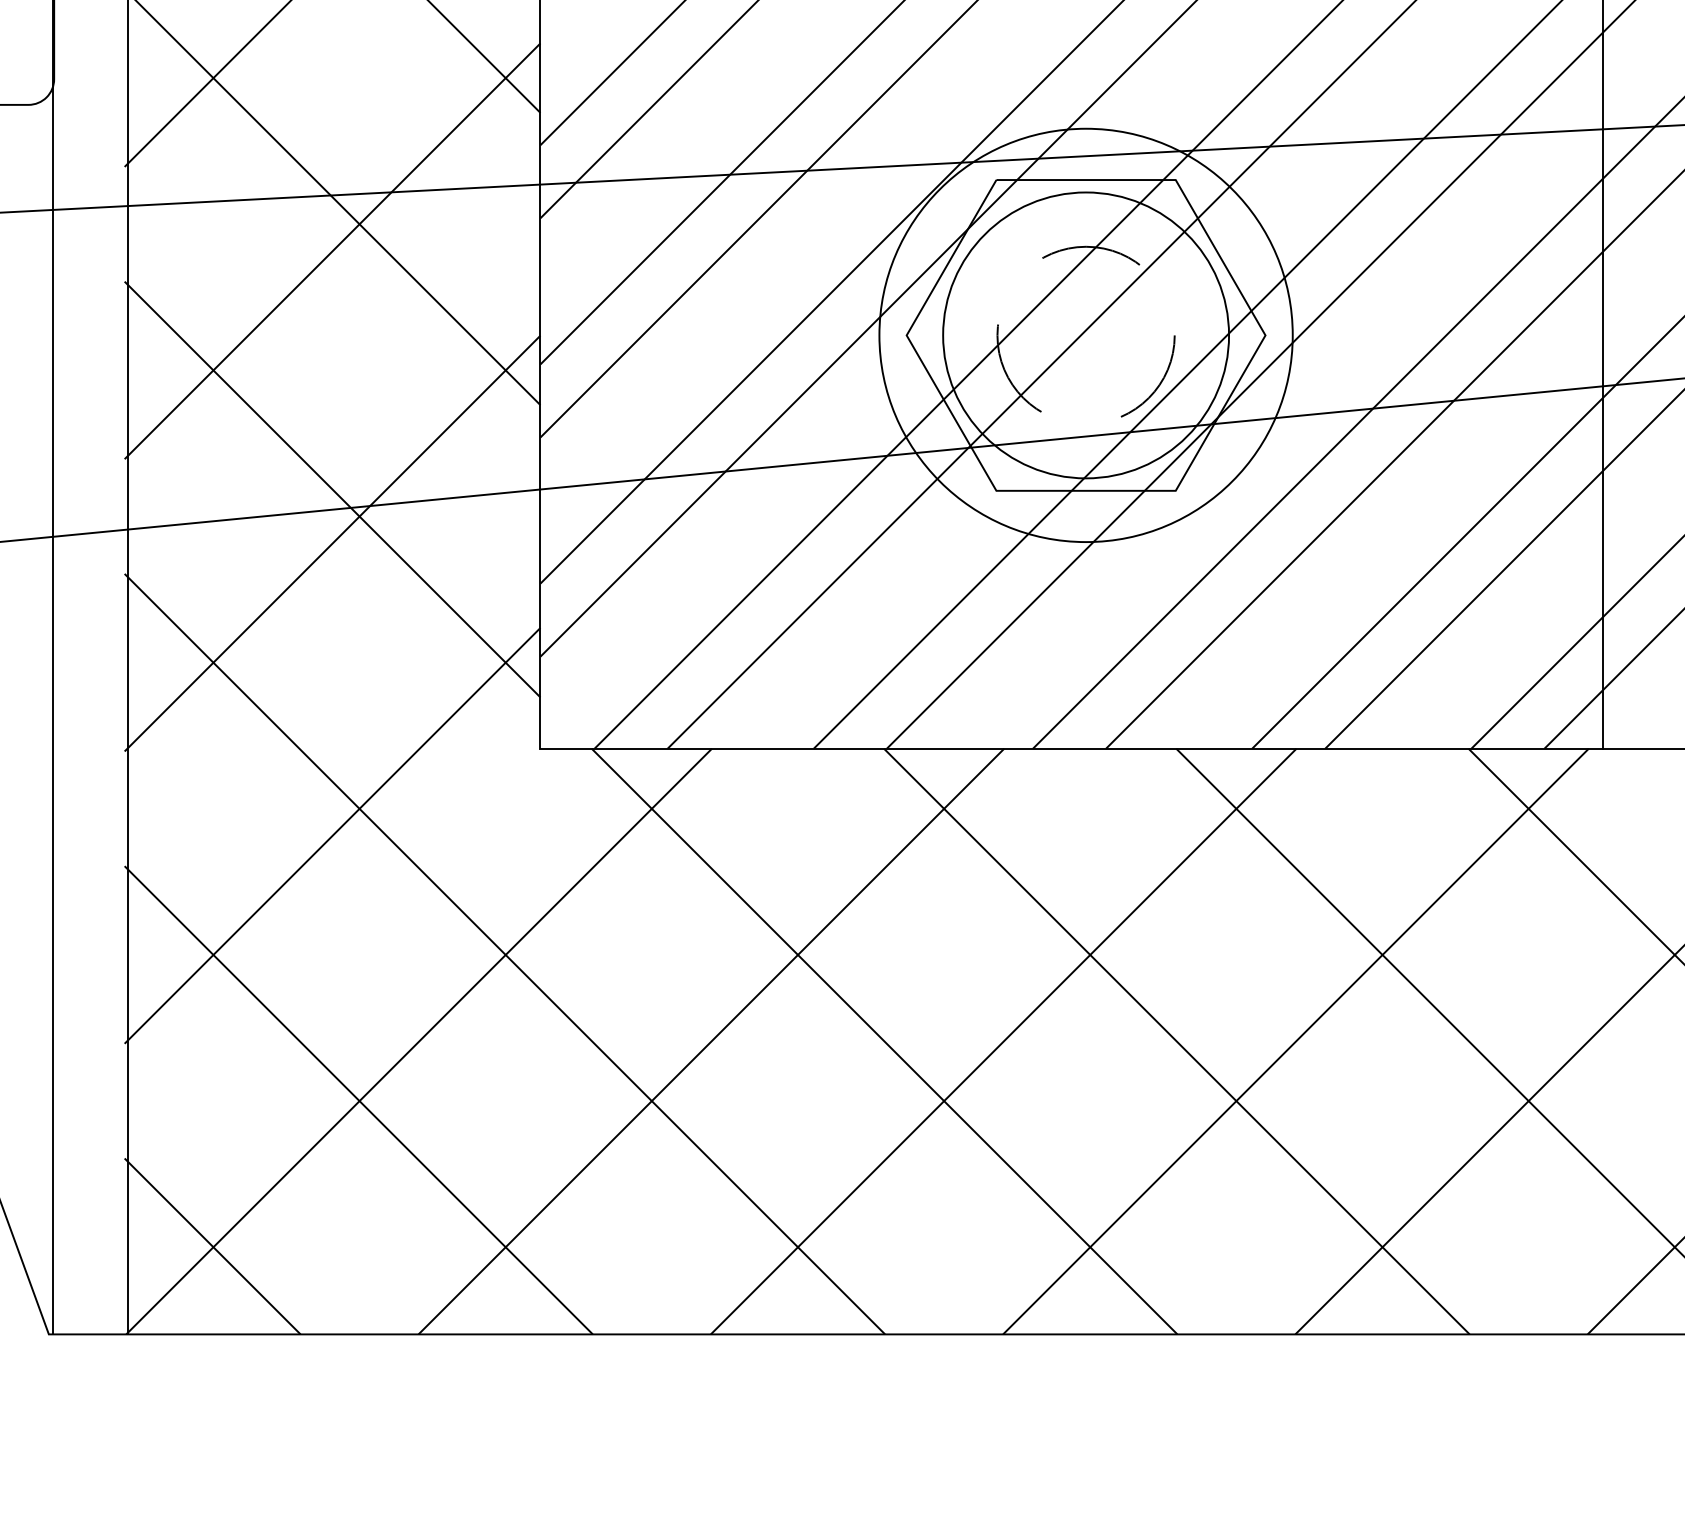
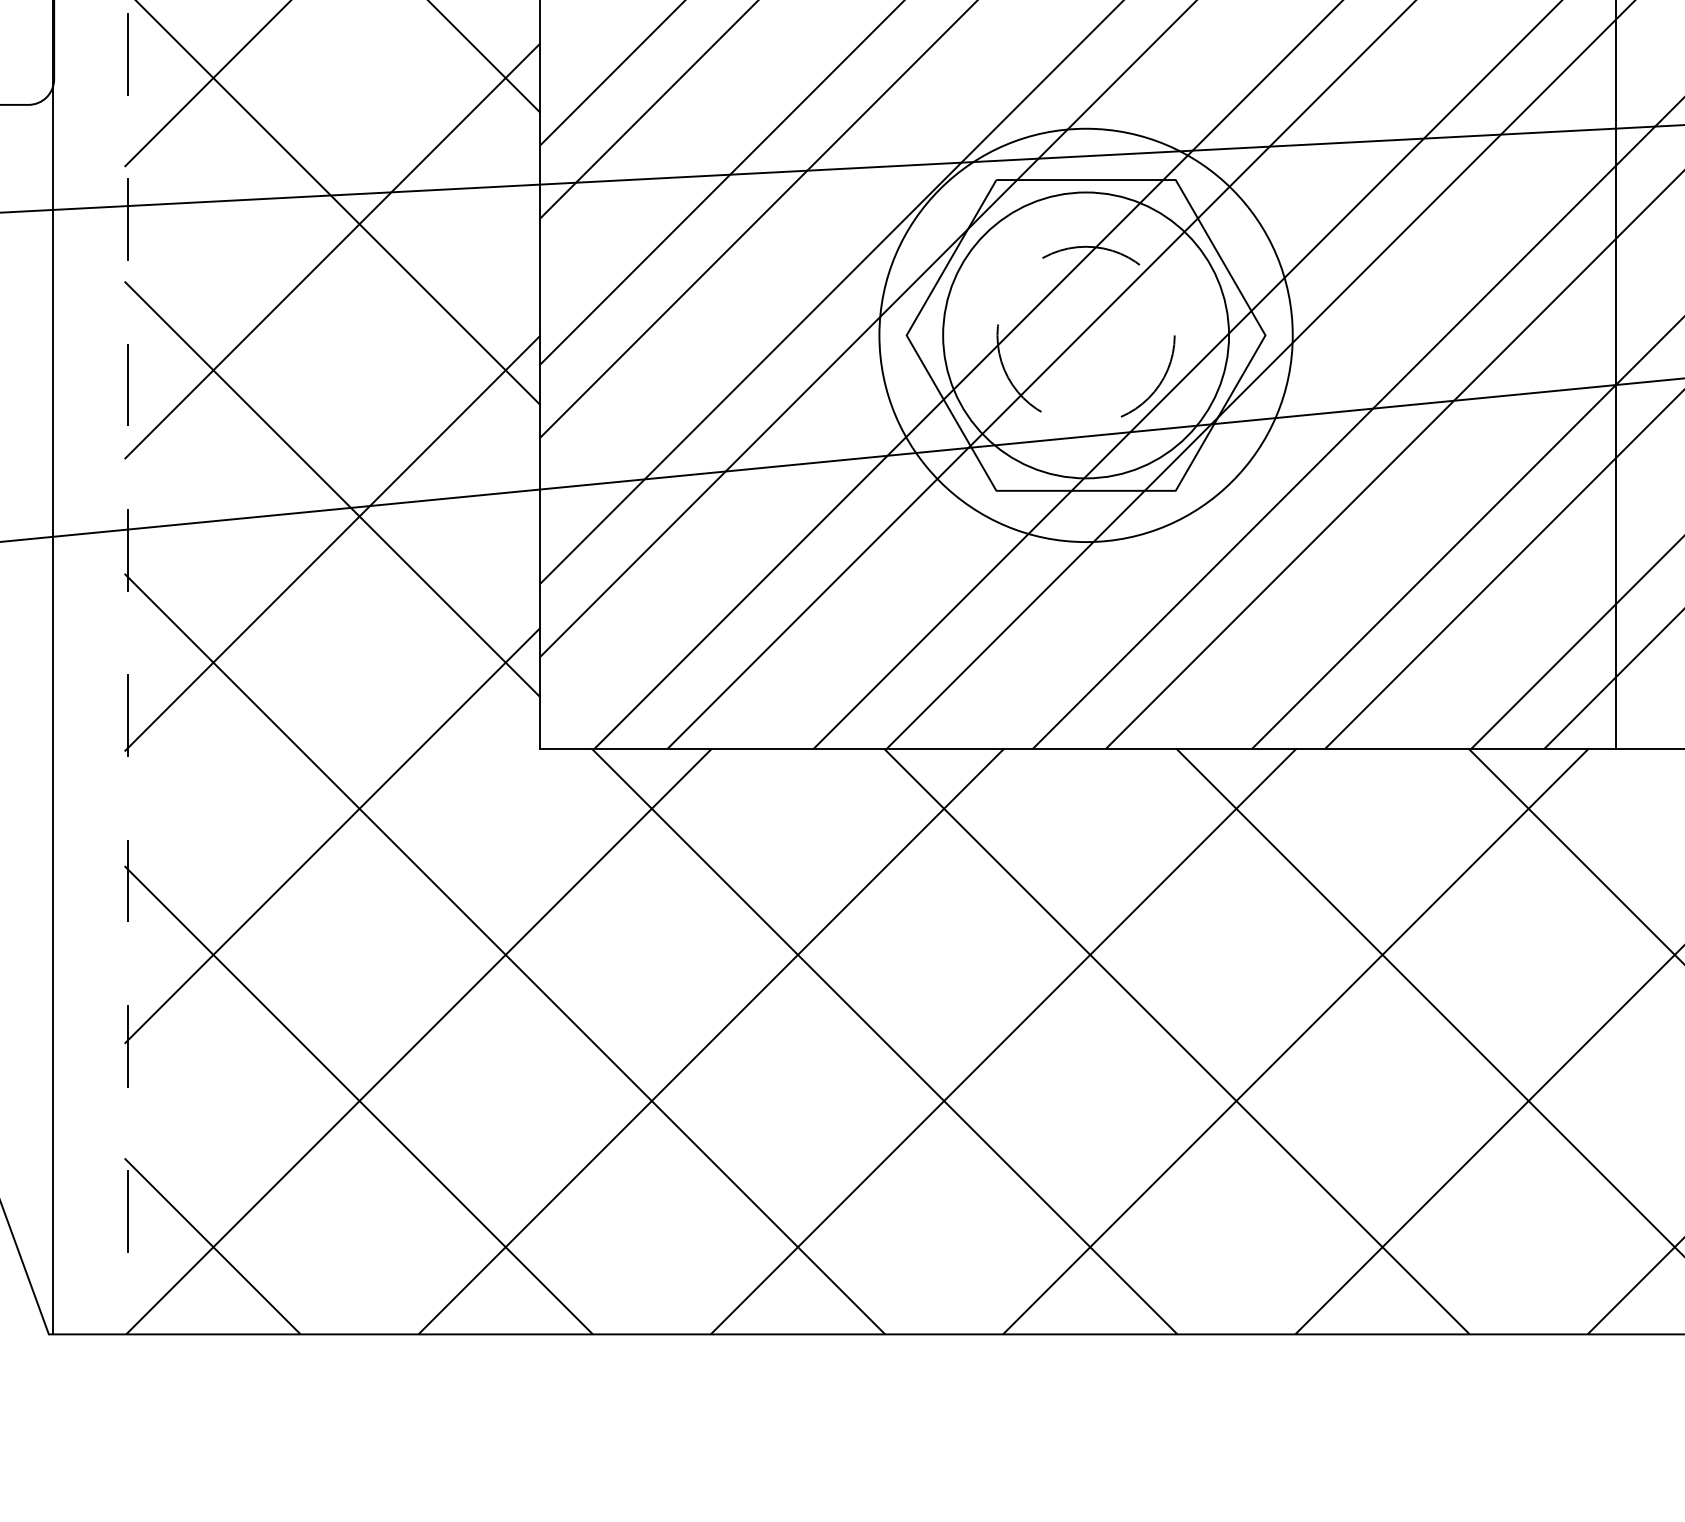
line position: (1603, 375) -> (1616, 375) (1616, 375)
line: solid -> dashed (128, 667)
